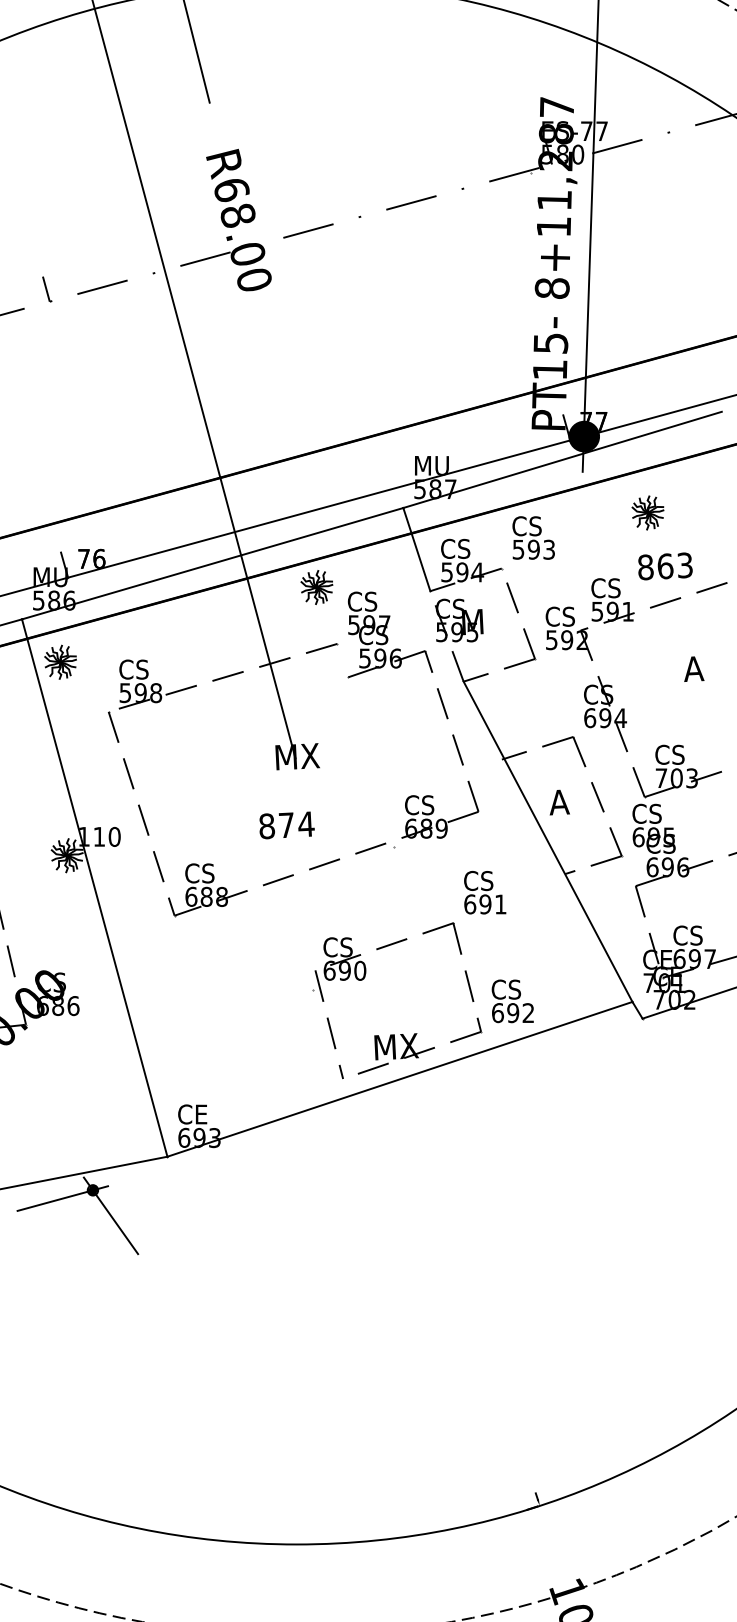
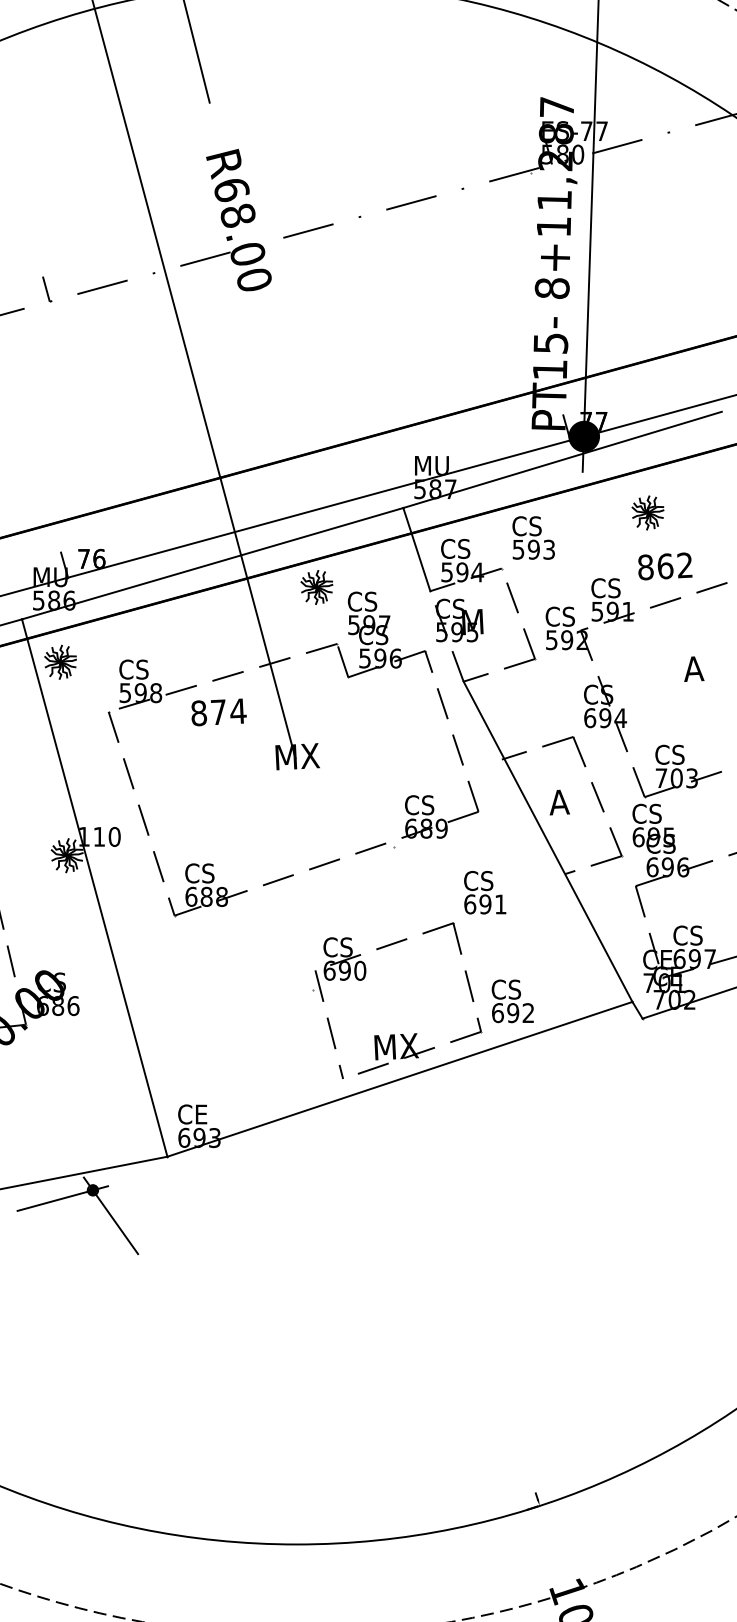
text: 863 -> 862 (684, 565)
line: none -> present (342, 660)
text position: (286, 825) -> (218, 712) (218, 712)
